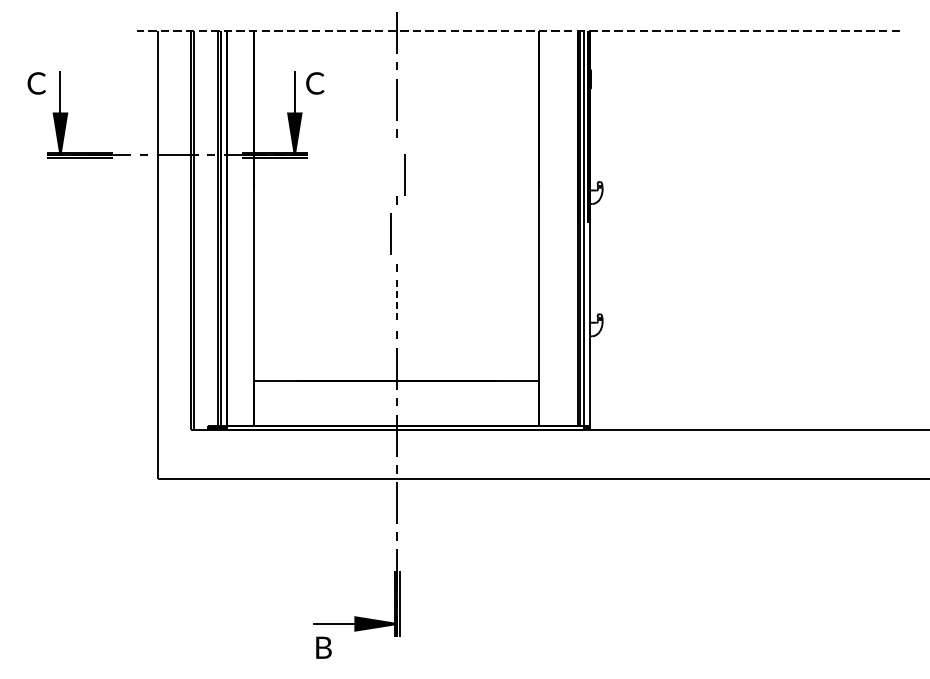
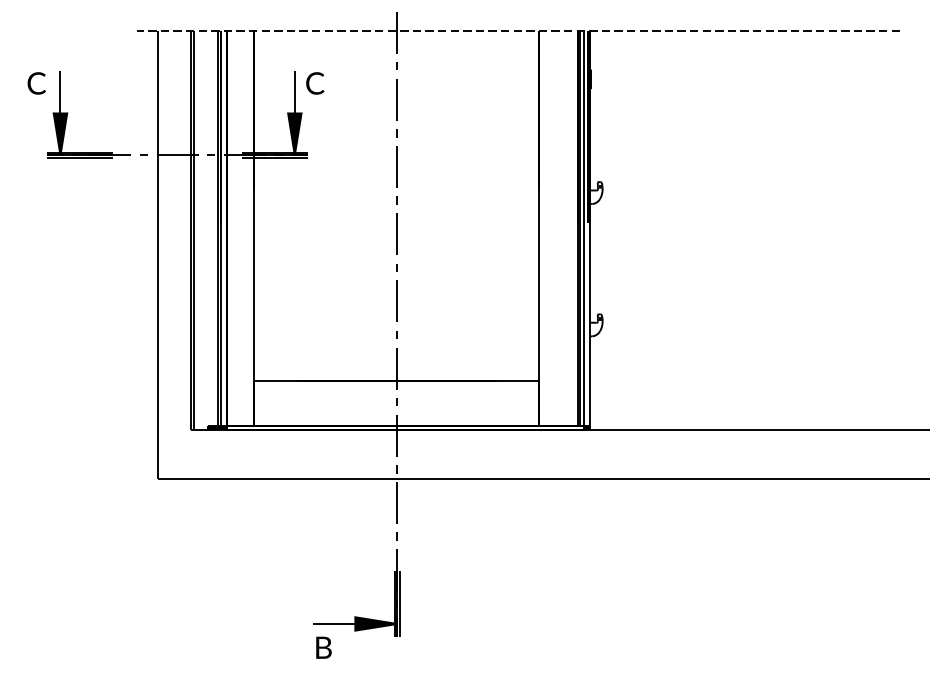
line position: (404, 174) -> (396, 166) (396, 166)
line position: (390, 233) -> (396, 233) (396, 233)
line: dashed -> solid (397, 301)
